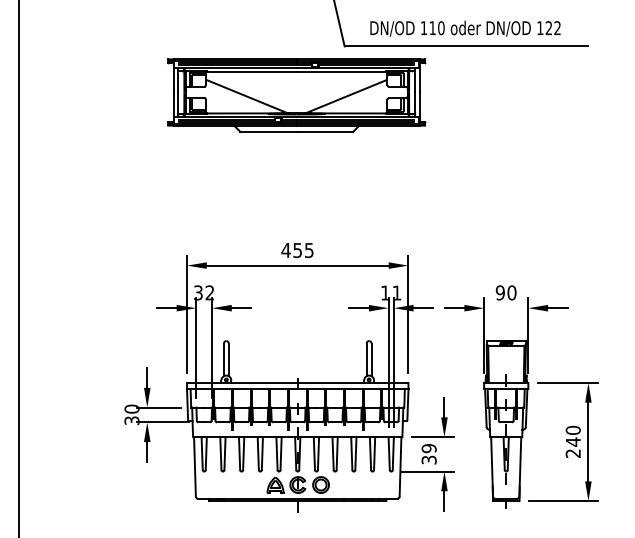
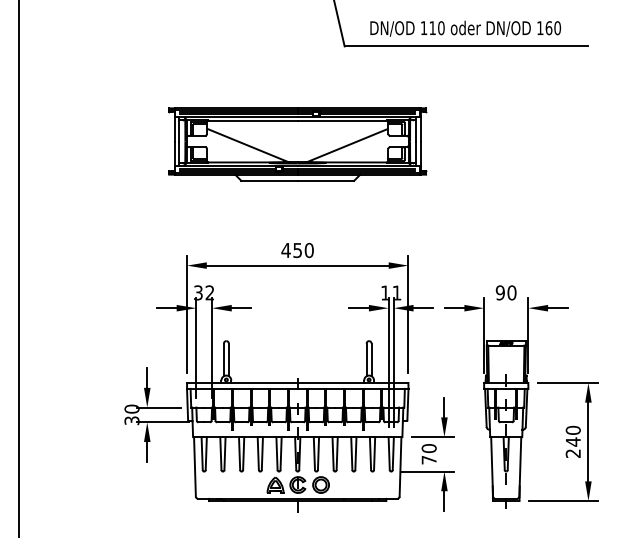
text: 122 -> 160 (553, 28)
part position: (296, 95) -> (297, 144) (297, 144)
text: 455 -> 450 (308, 250)
text: 39 -> 70 (428, 454)
